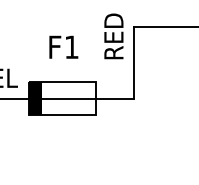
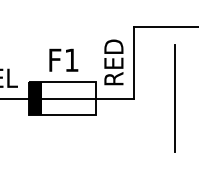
text position: (113, 36) -> (113, 62) (113, 62)
text position: (63, 46) -> (63, 59) (63, 59)
line: none -> present (175, 98)
